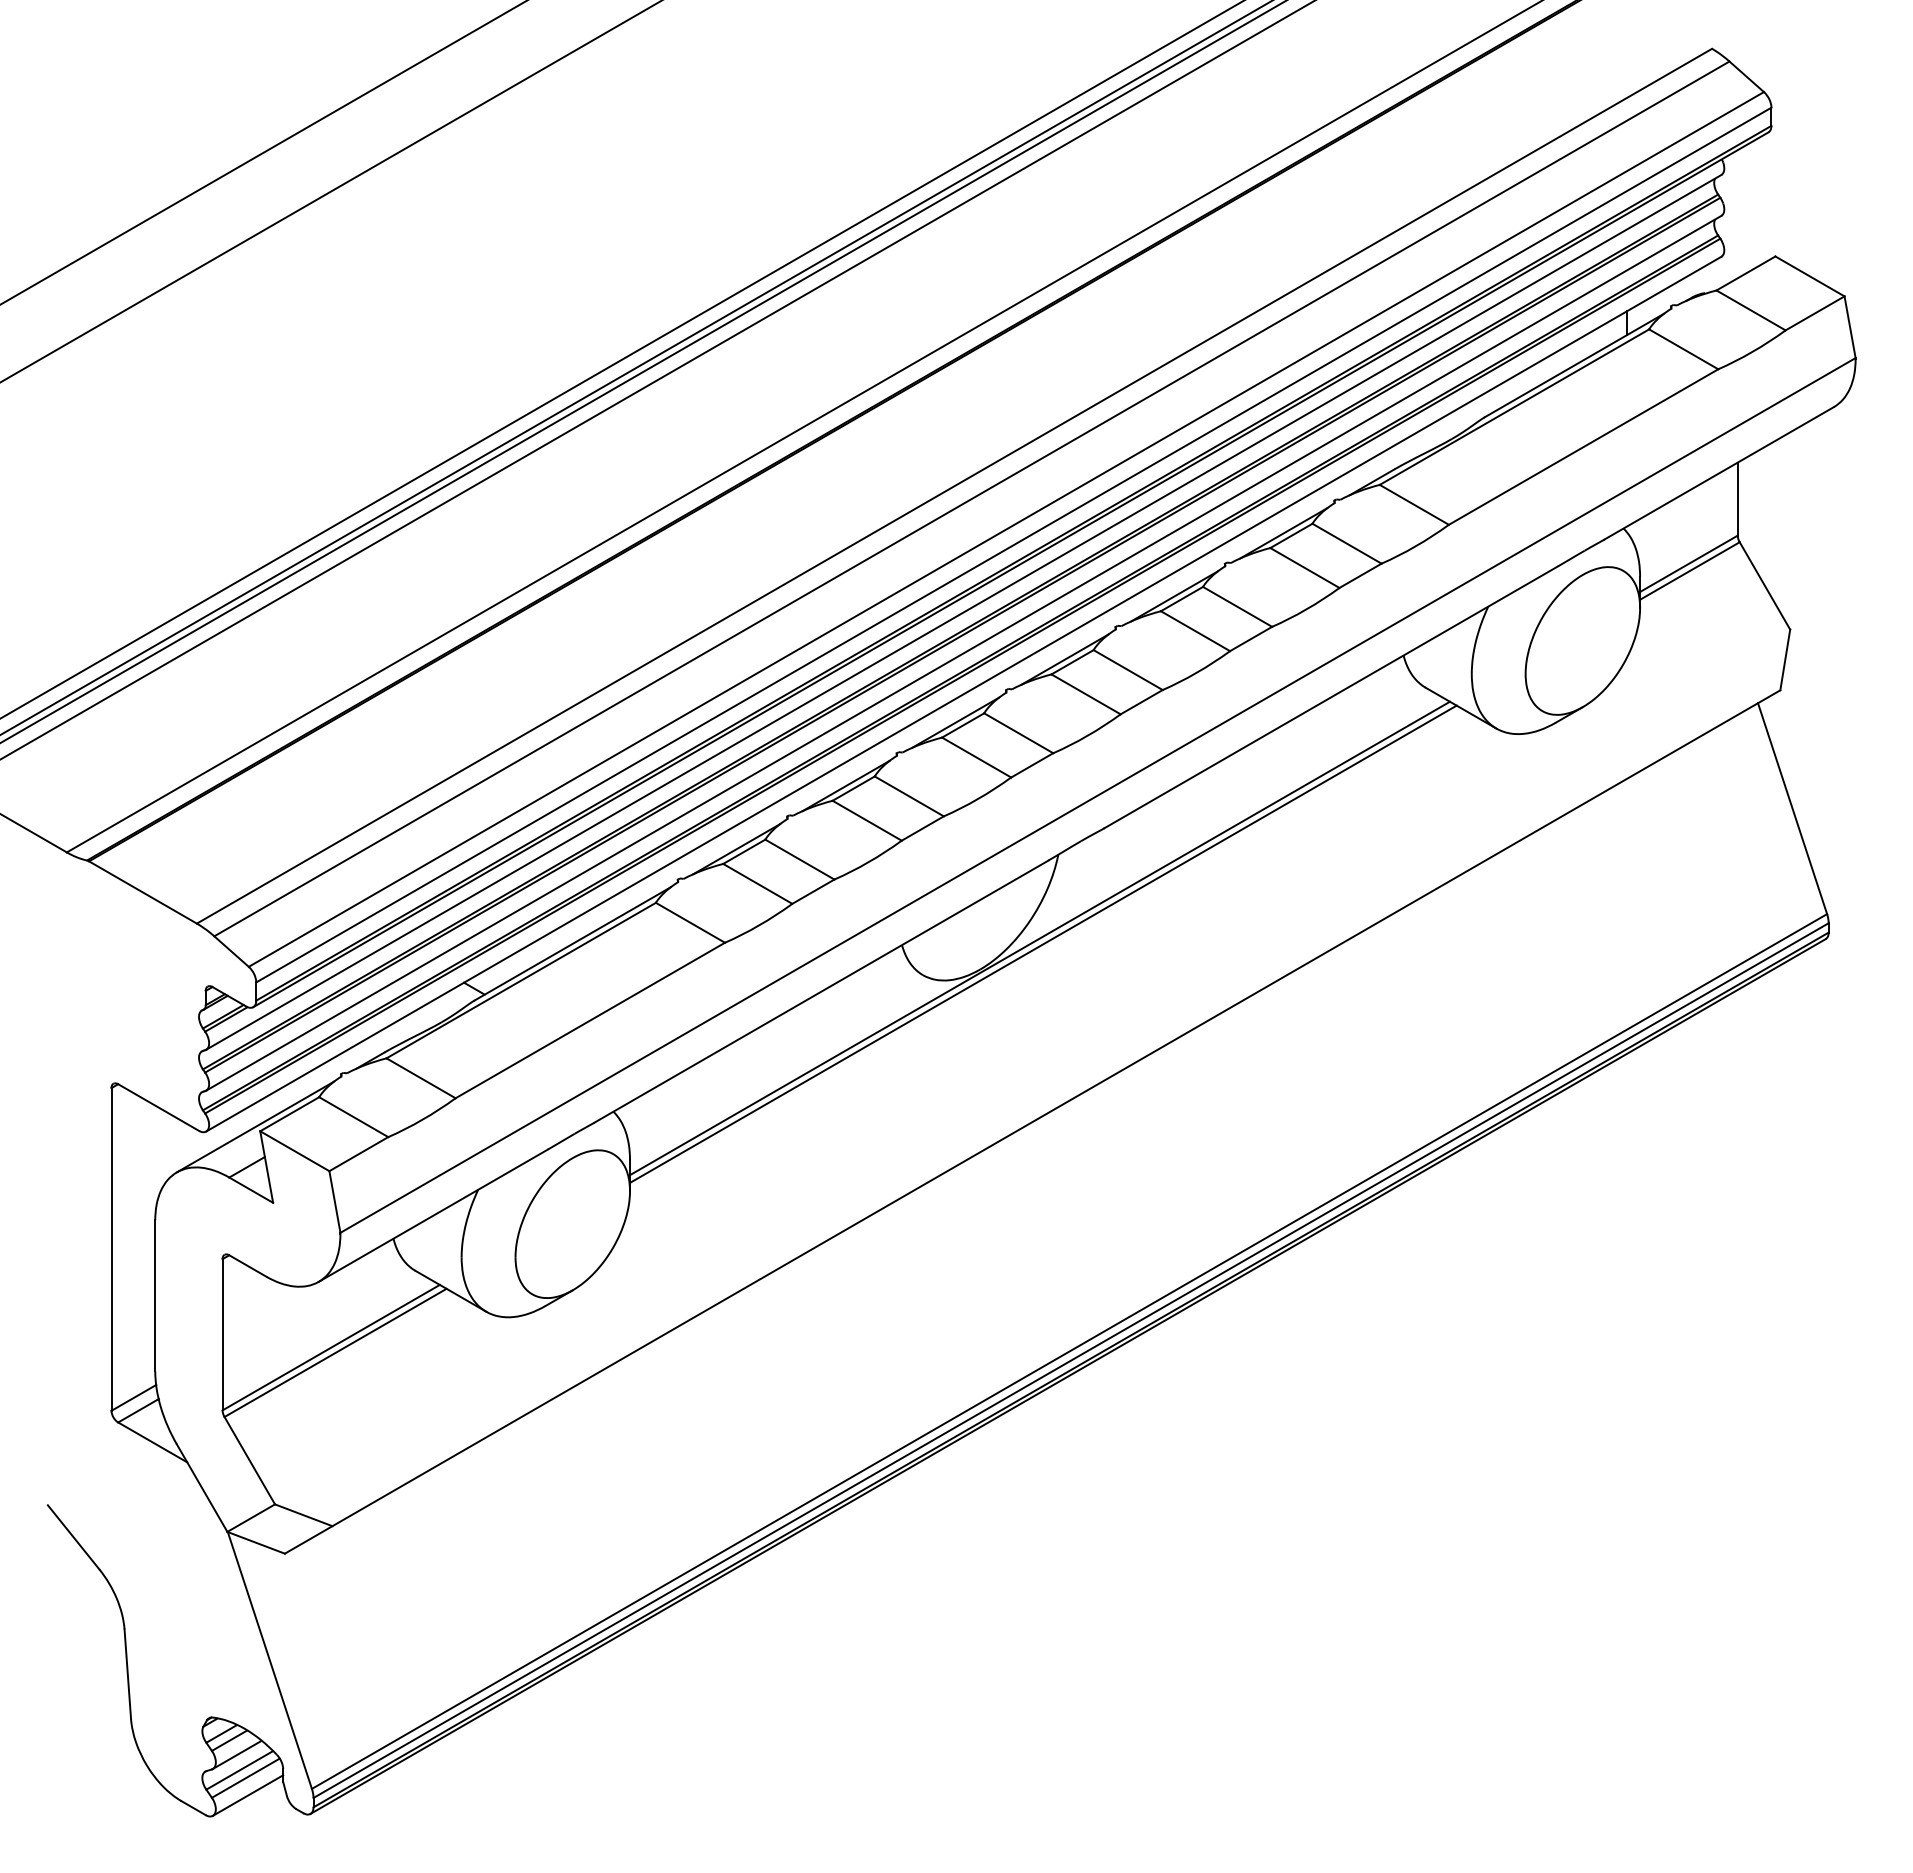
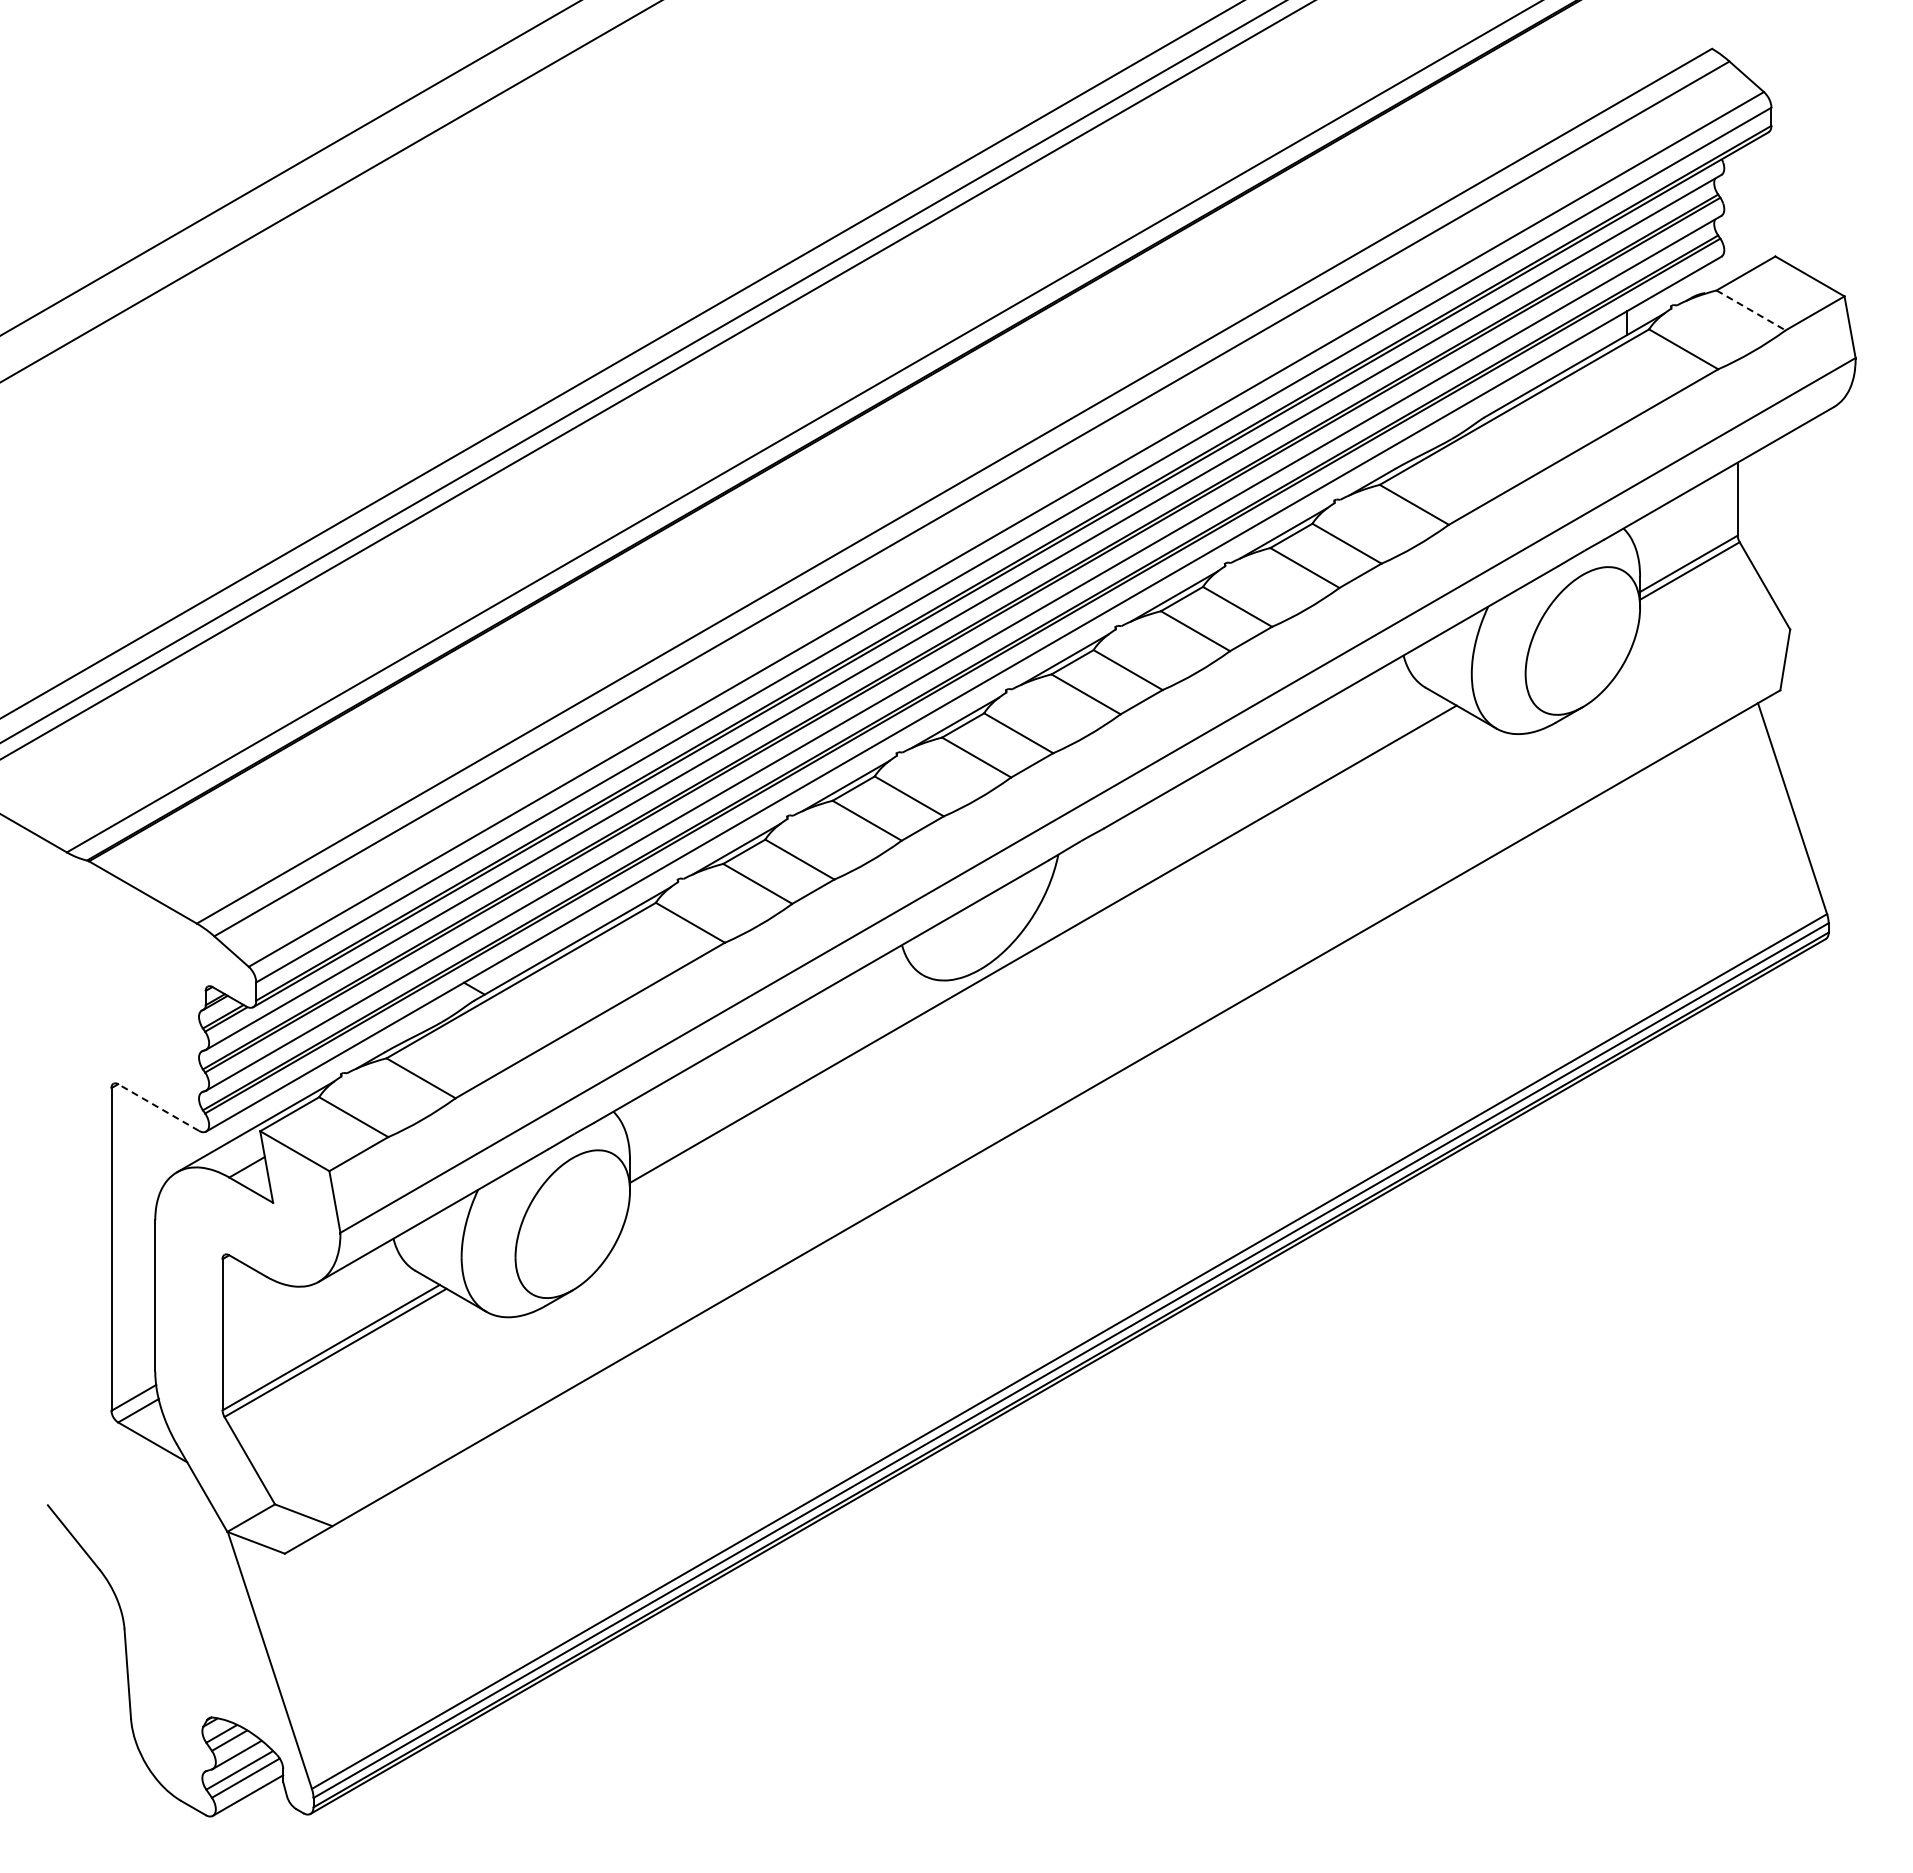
line position: (263, 152) -> (290, 168) (290, 168)
line: solid -> dashed (1751, 310)
line: present -> none (635, 368)
line: present -> none (1039, 938)
line: solid -> dashed (158, 1107)
